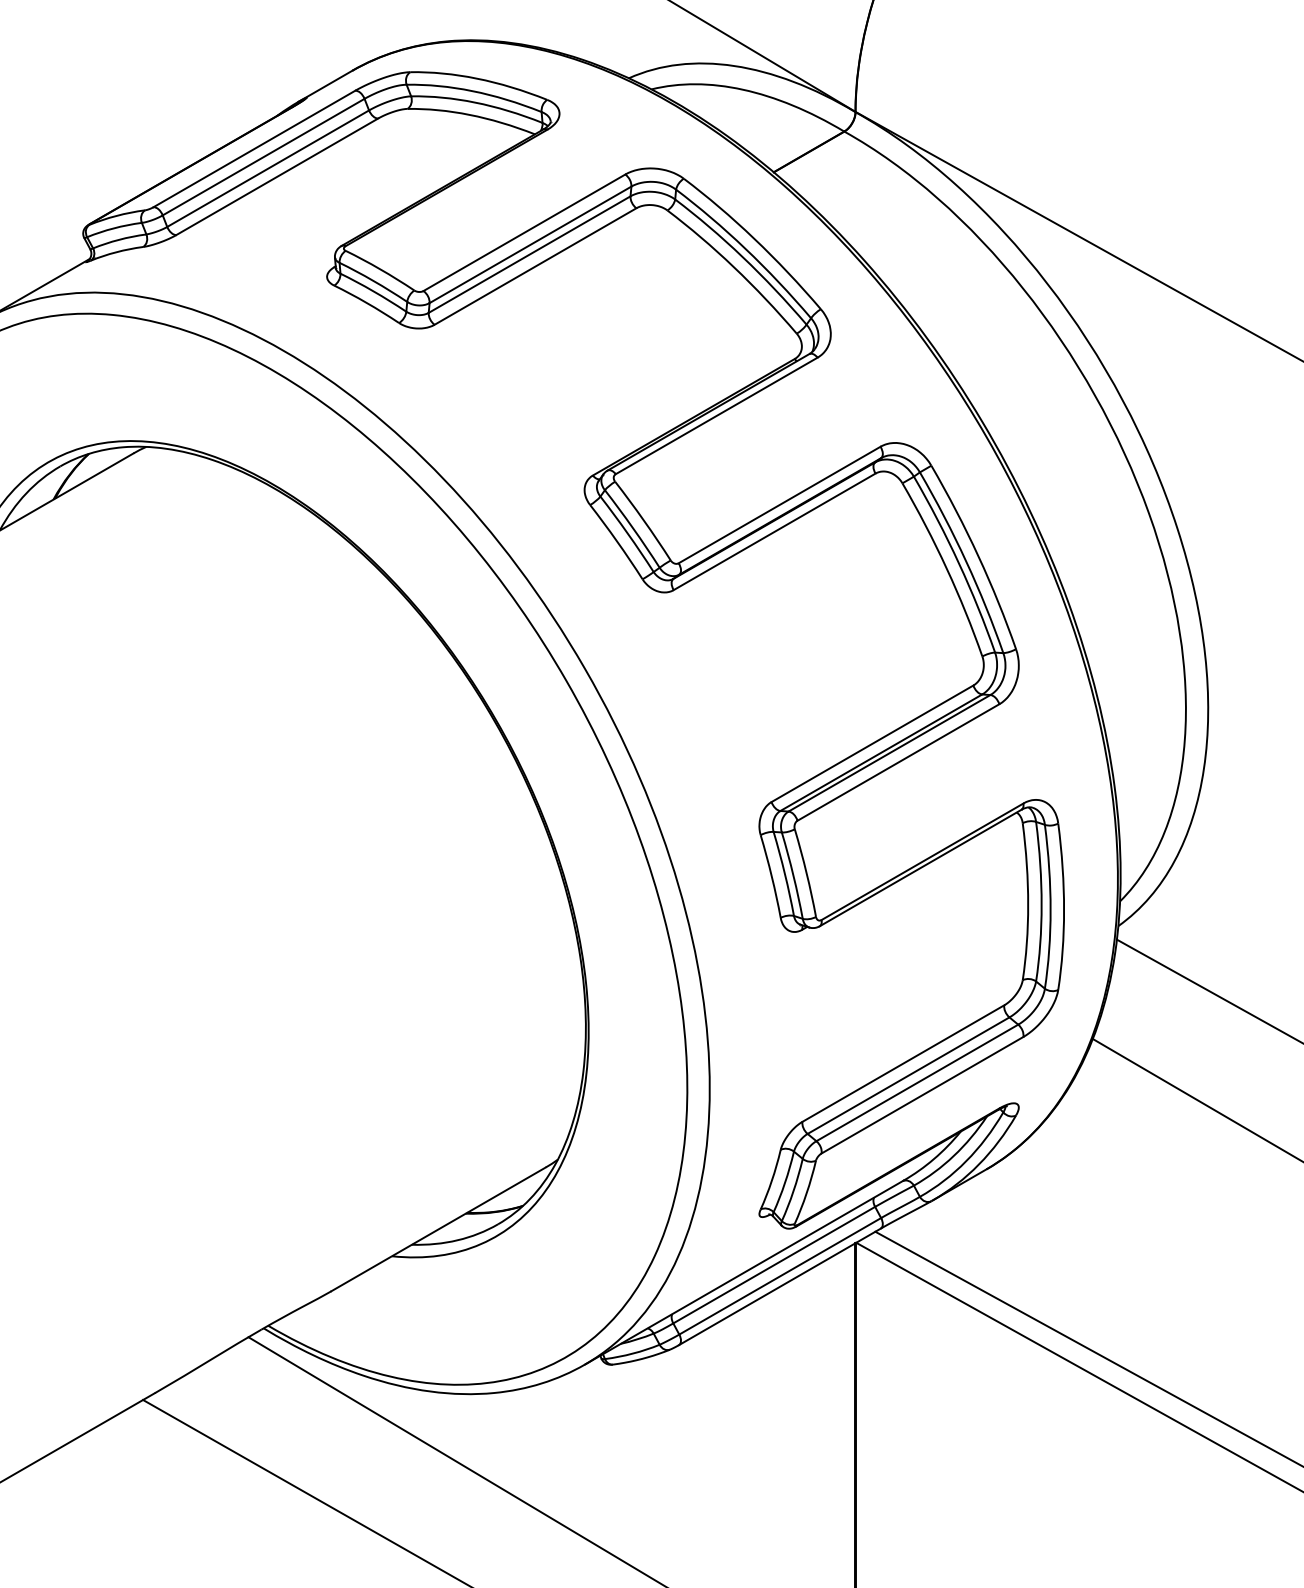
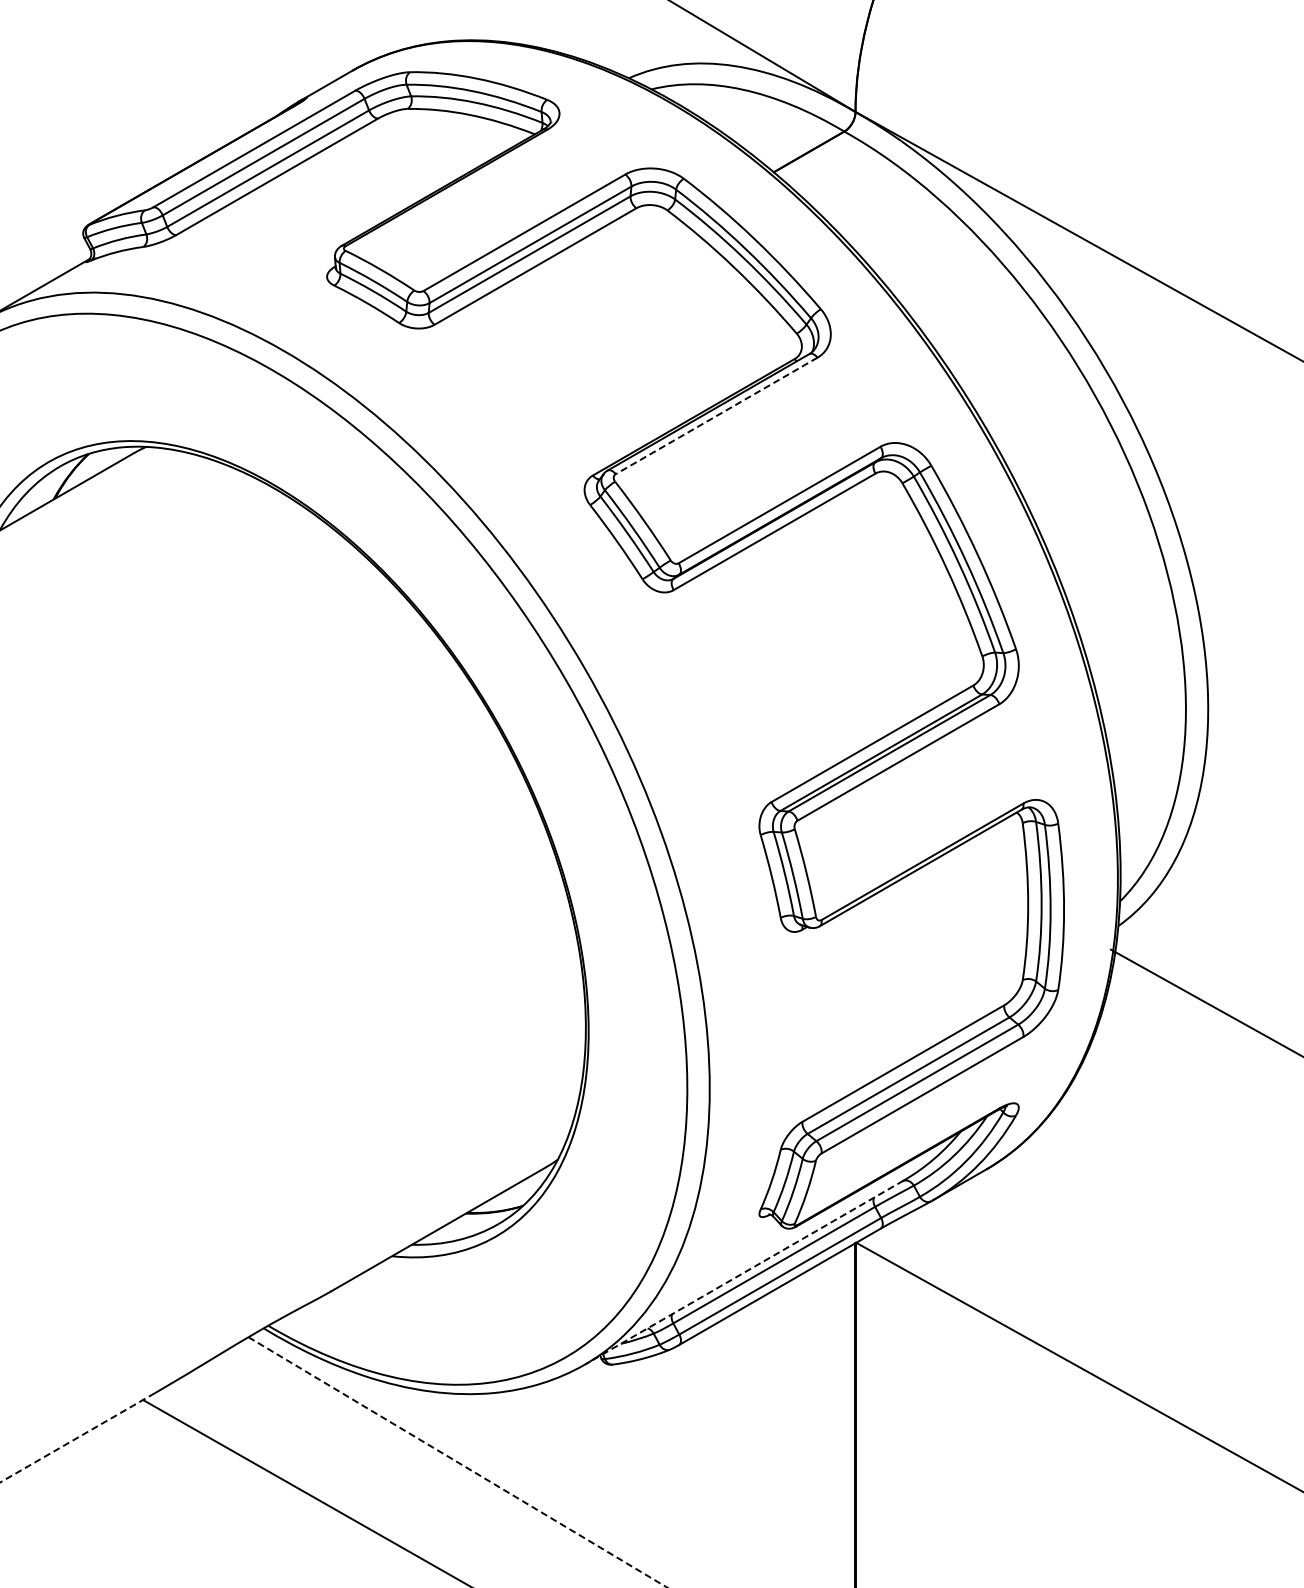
line: solid -> dashed (716, 415)
line position: (1208, 990) -> (1205, 1002) (1205, 1002)
line: present -> none (1196, 1099)
line: solid -> dashed (744, 1272)
line: present -> none (1087, 1348)
line: solid -> dashed (77, 1438)
line: solid -> dashed (458, 1462)
